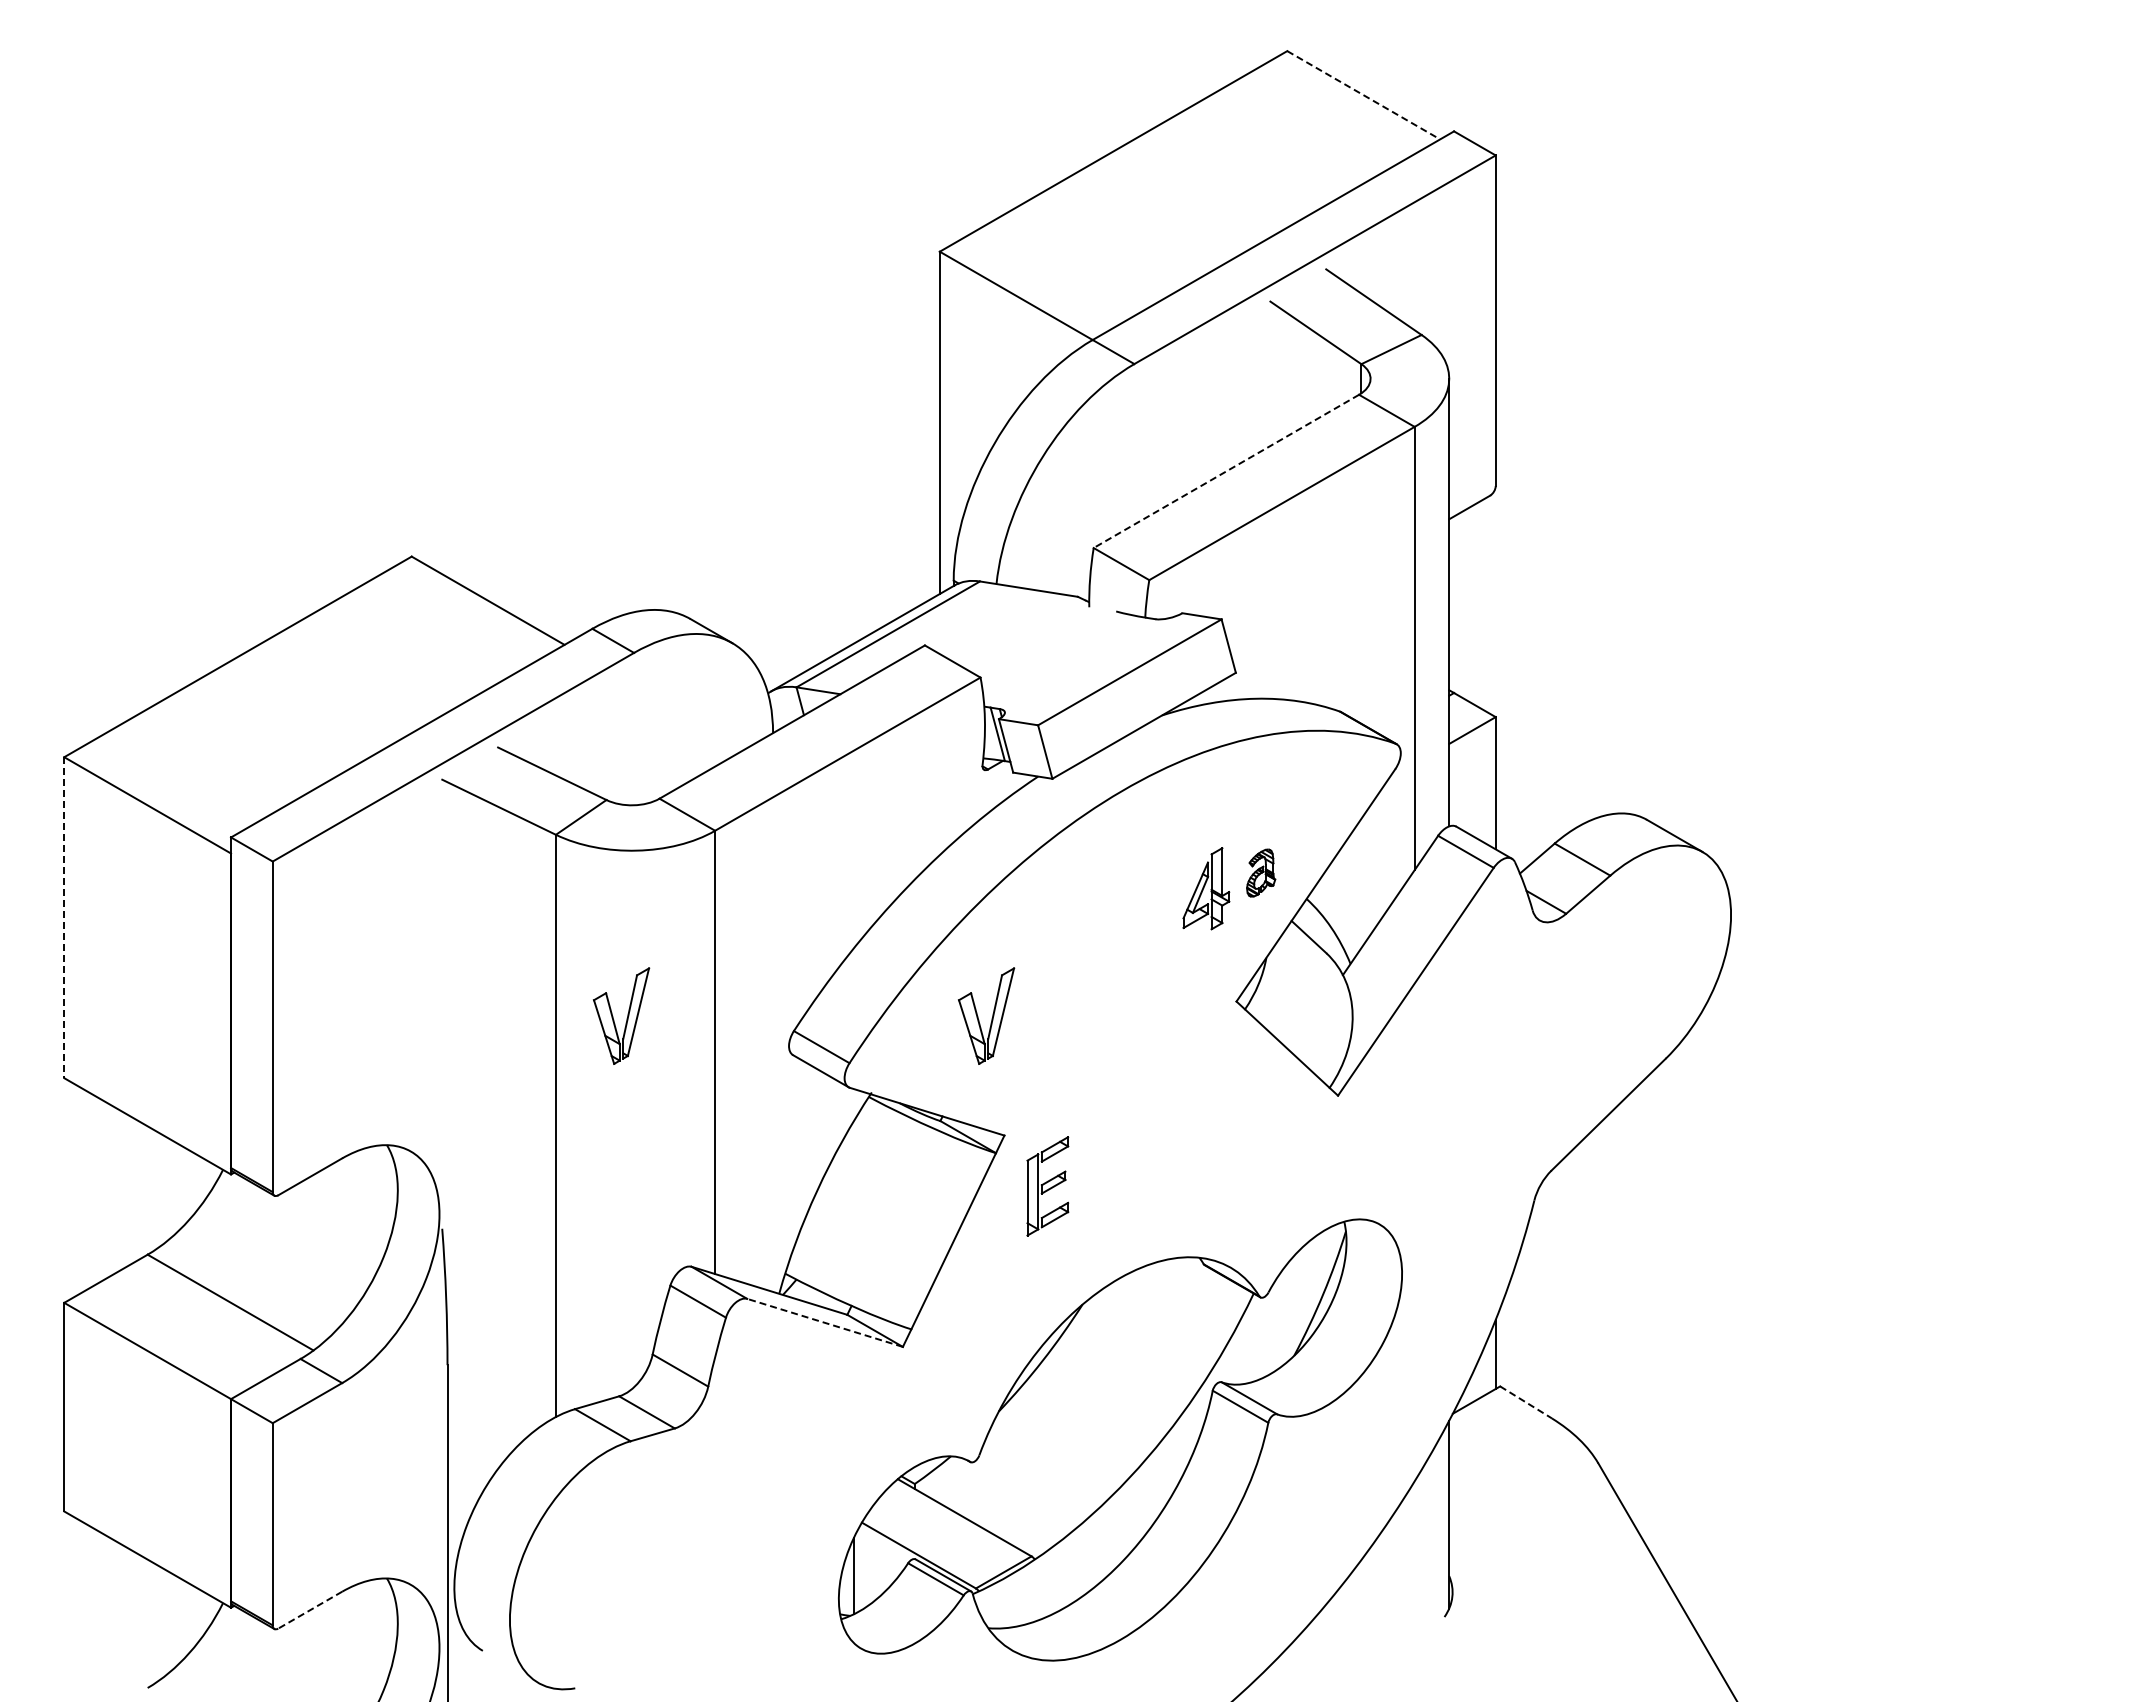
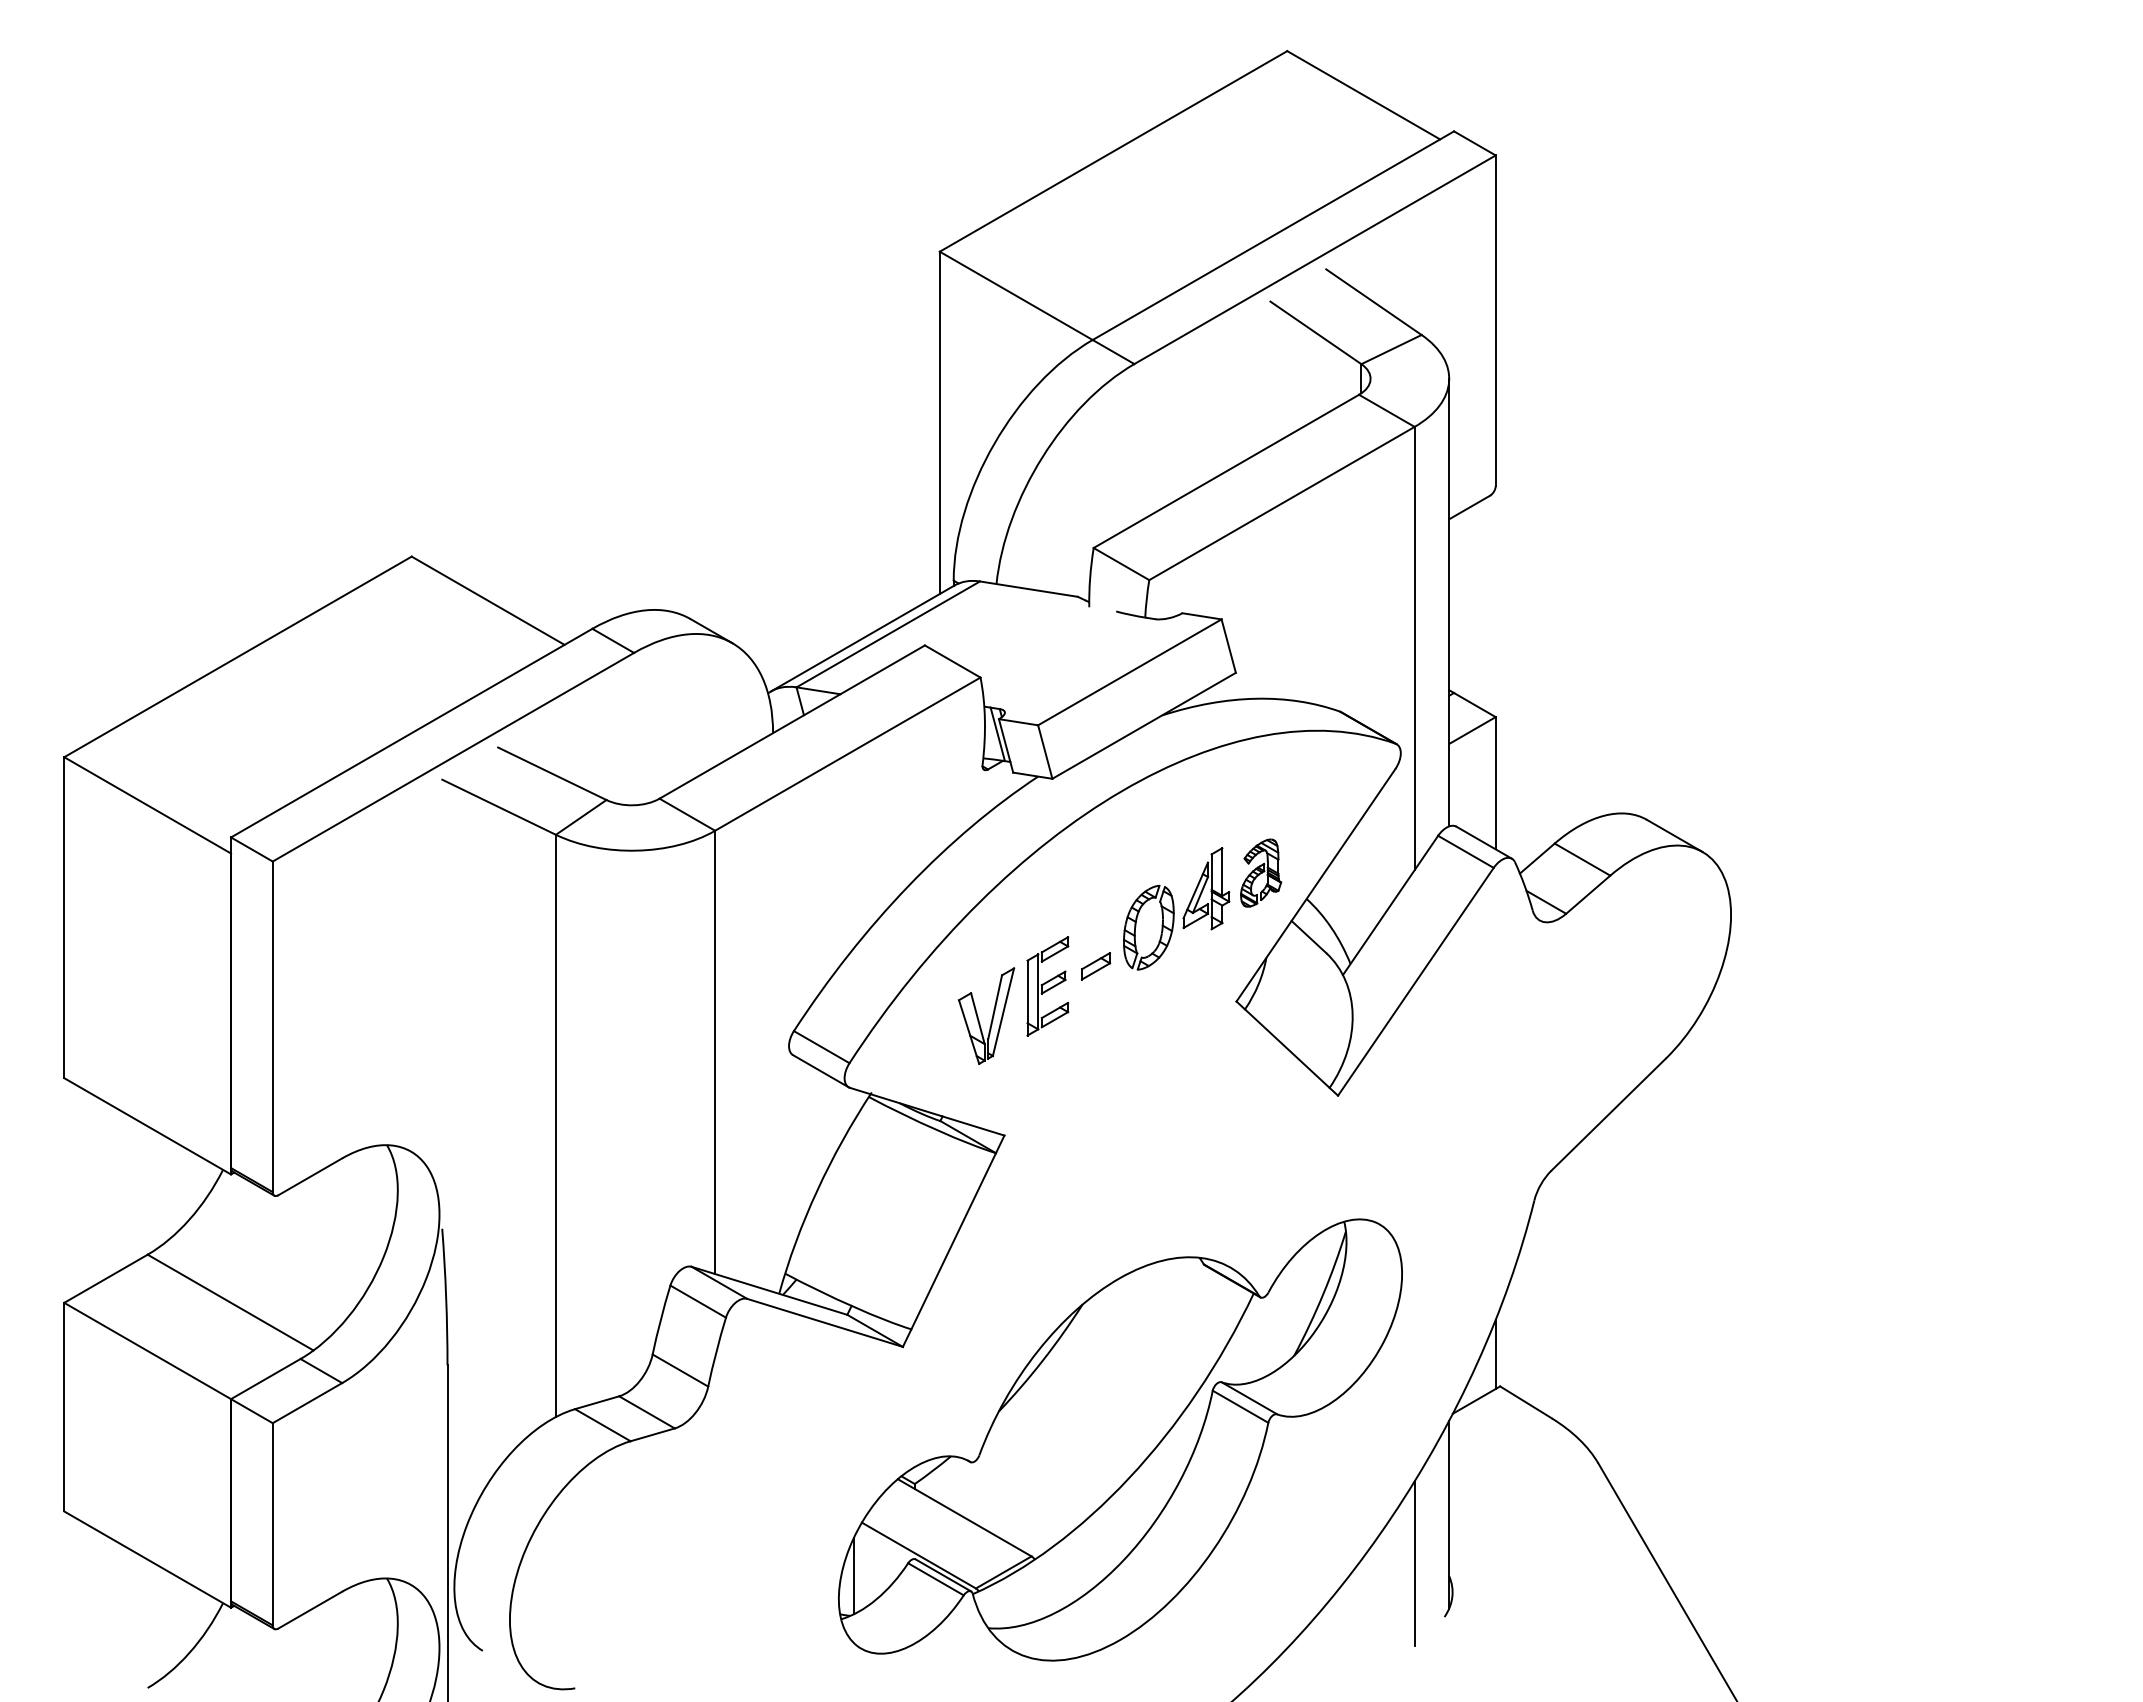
line: dashed -> solid (1364, 95)
line: dashed -> solid (1225, 471)
part size: 31x50 px -> 43x70 px (1261, 872)
line: dashed -> solid (64, 918)
part: none -> present (1136, 927)
part: none -> present (1096, 966)
part: present -> none (621, 1015)
part position: (1047, 1186) -> (1047, 986) (1047, 986)
line: dashed -> solid (824, 1322)
line: dashed -> solid (1526, 1402)
line: none -> present (1414, 1563)
line: dashed -> solid (310, 1610)
